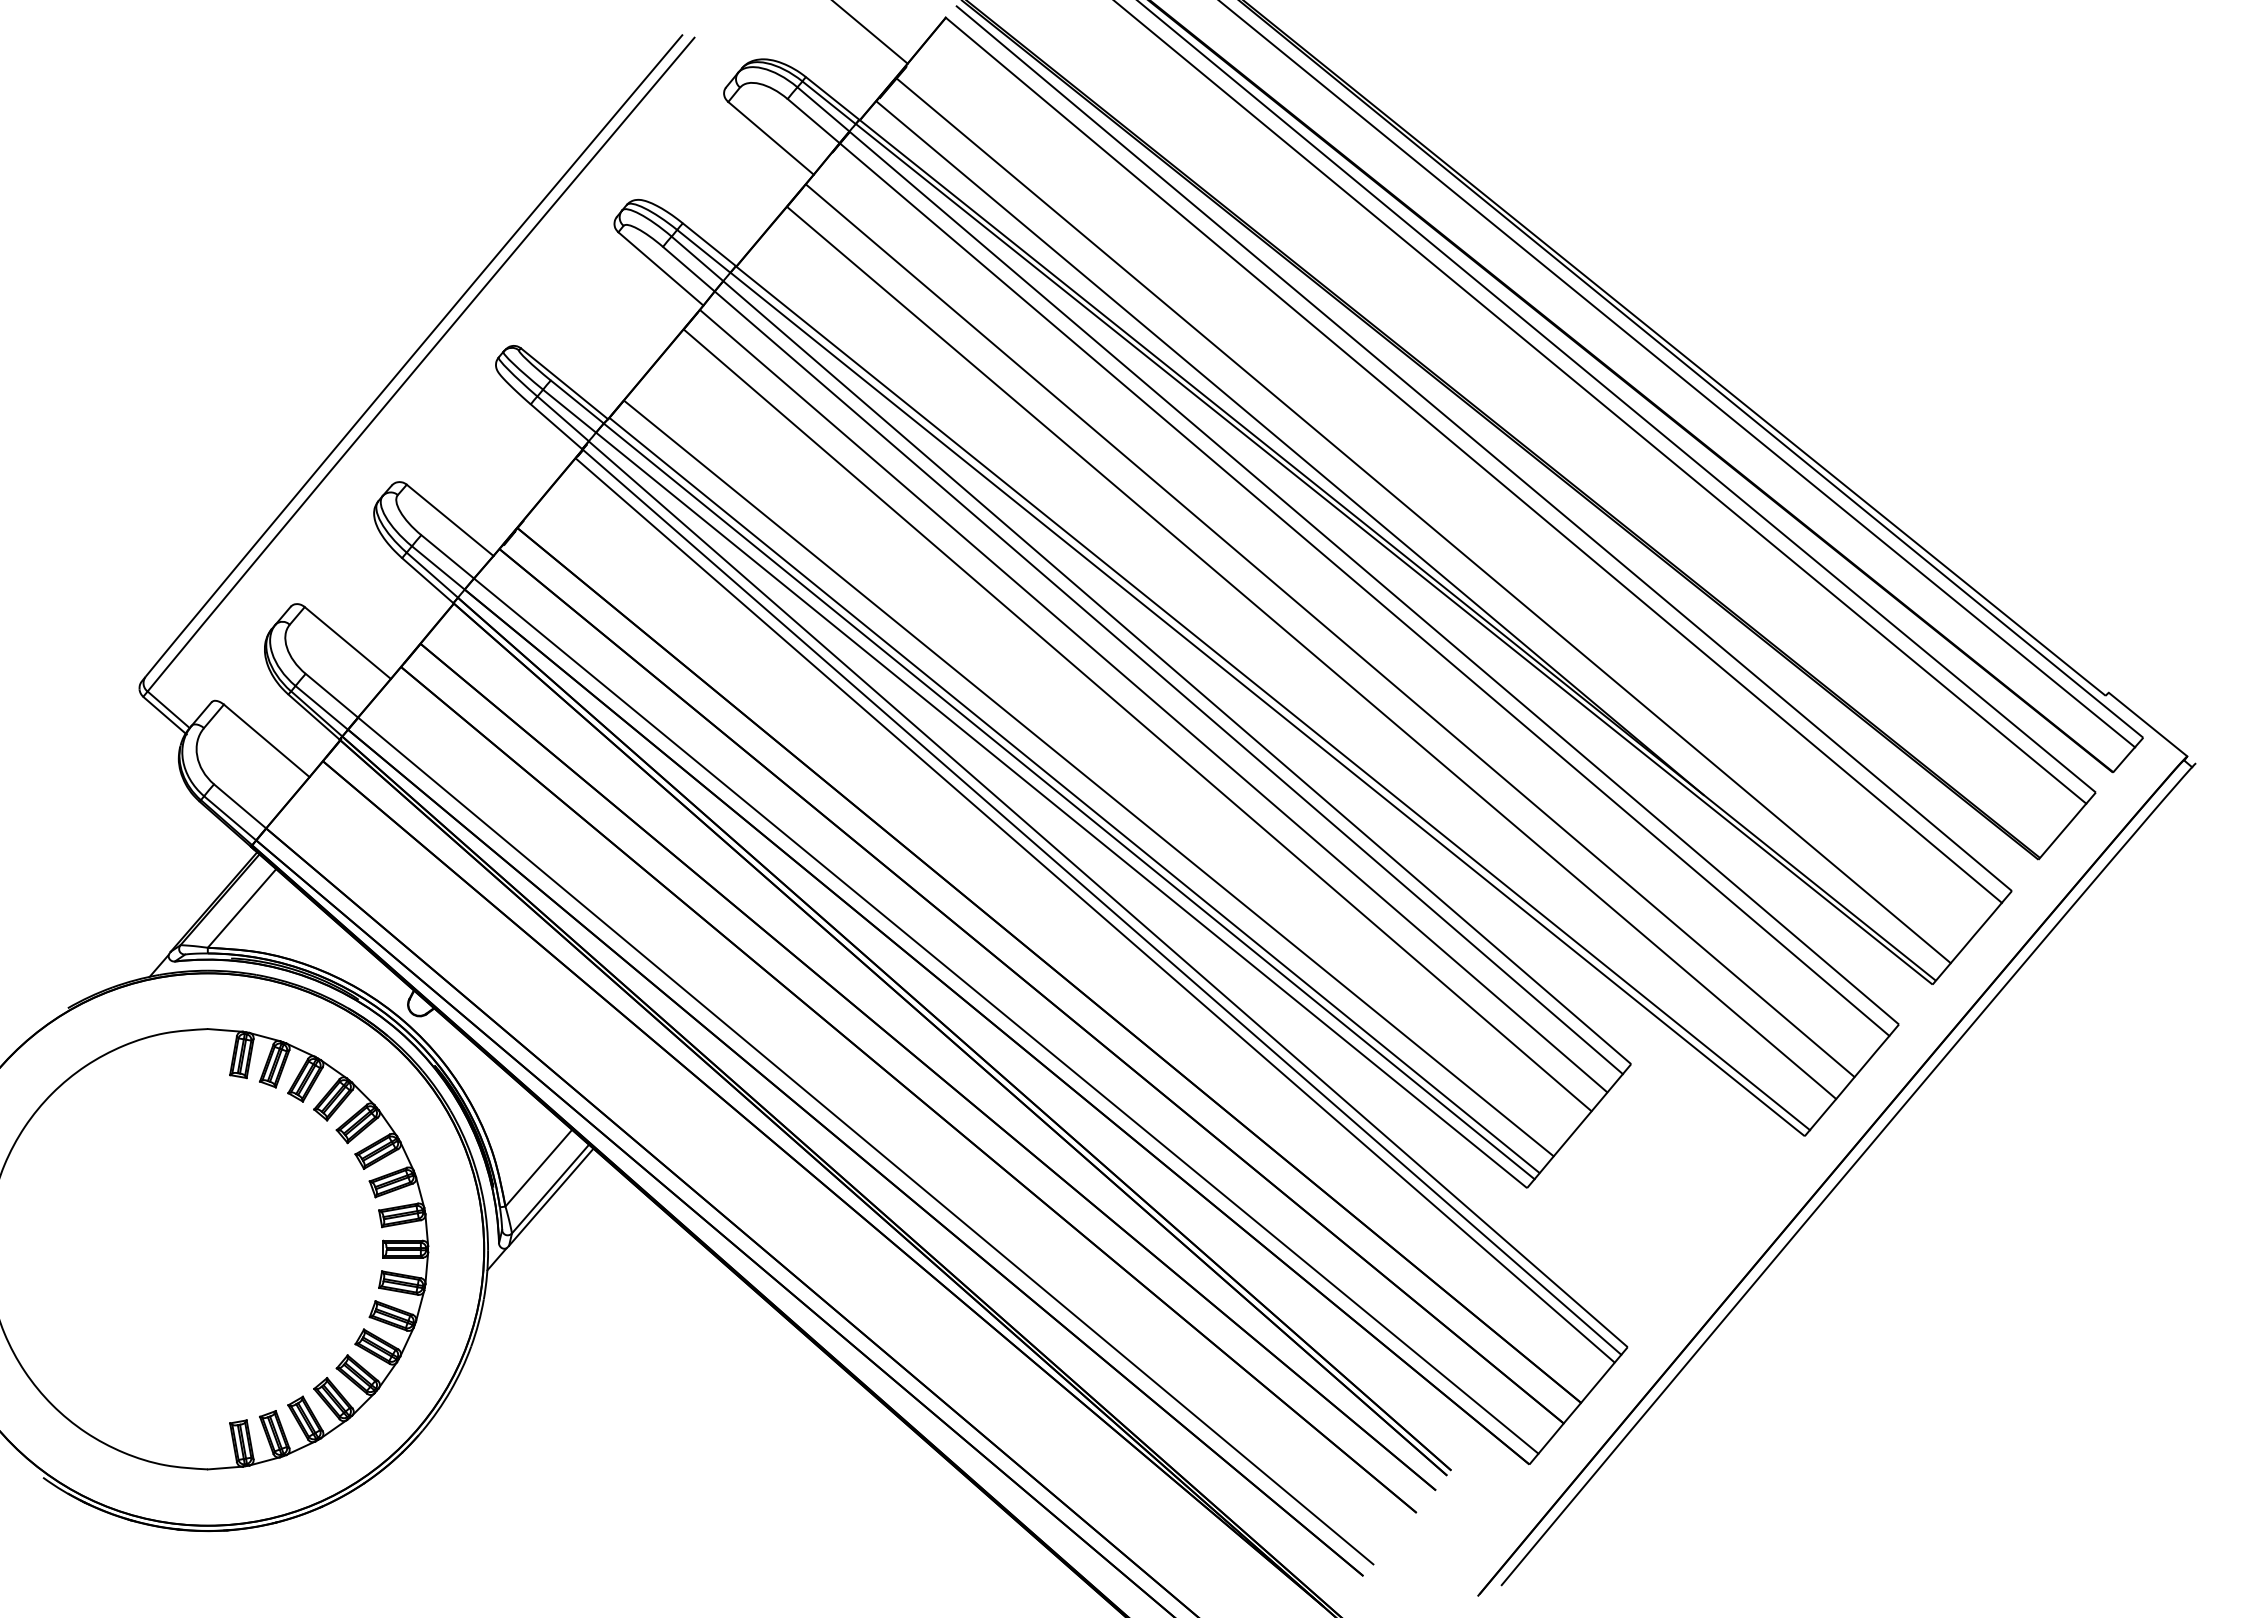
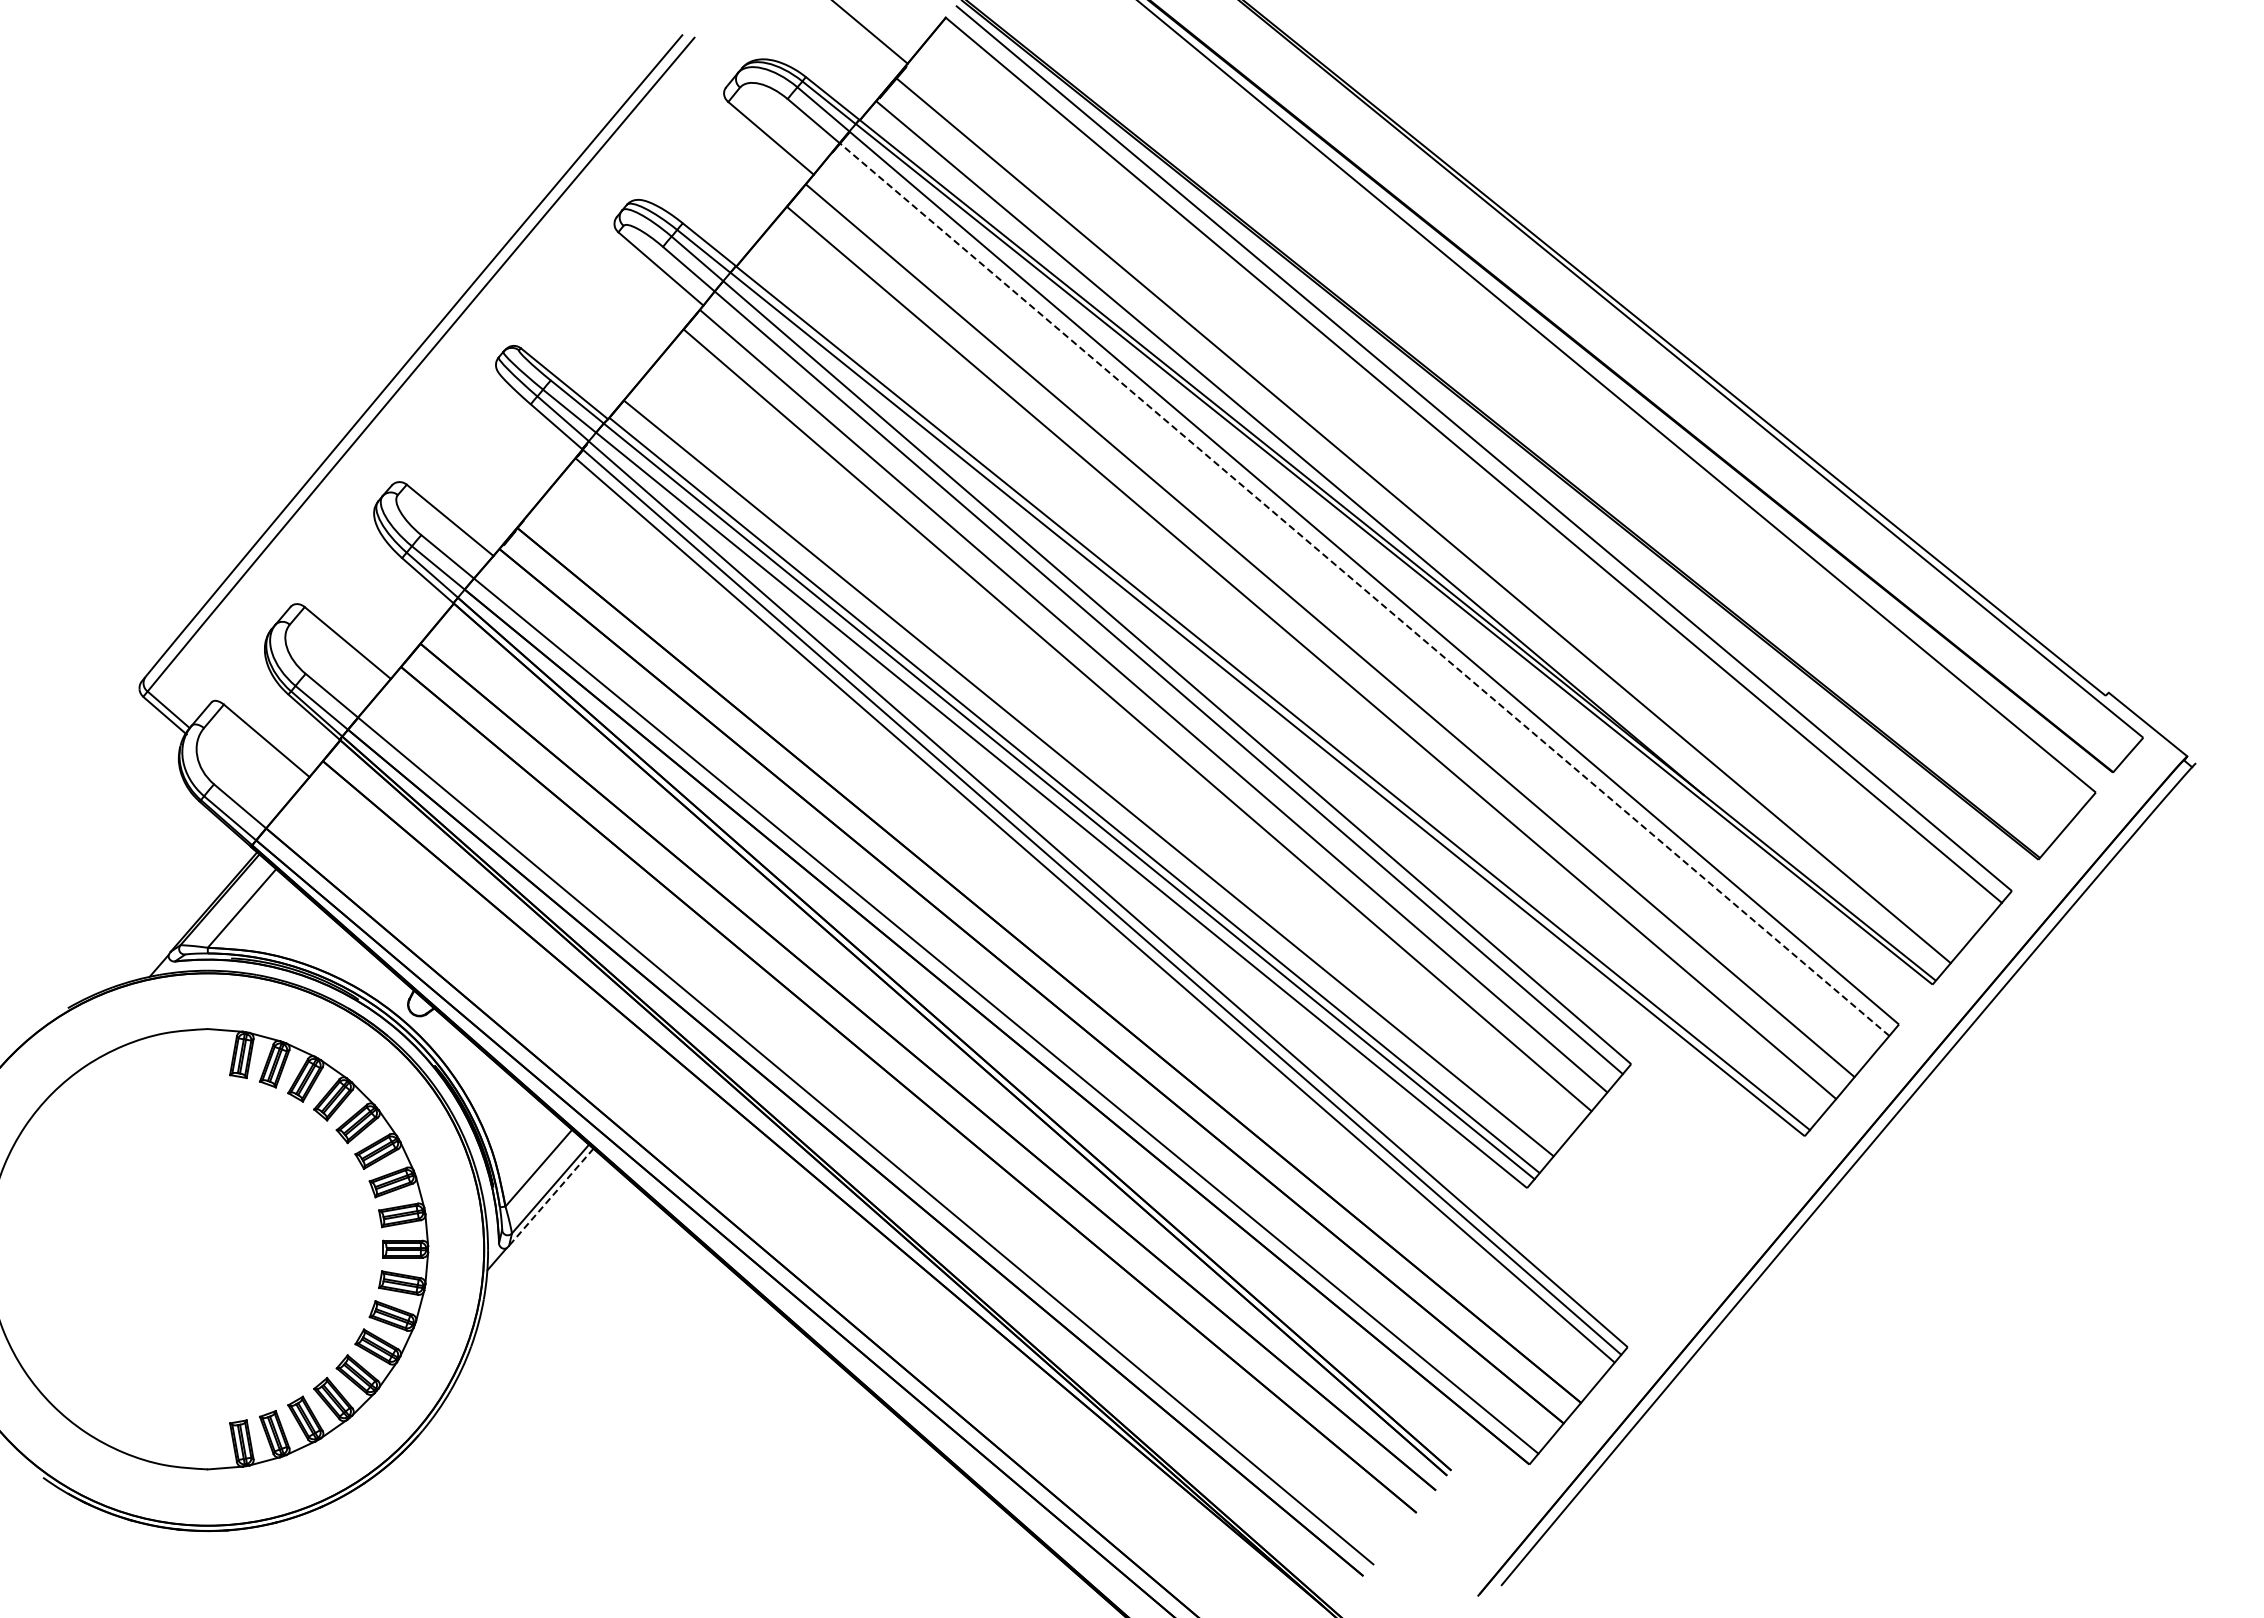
line: present -> none (1678, 374)
line: present -> none (1601, 402)
line: solid -> dashed (1364, 589)
line: solid -> dashed (551, 1197)
